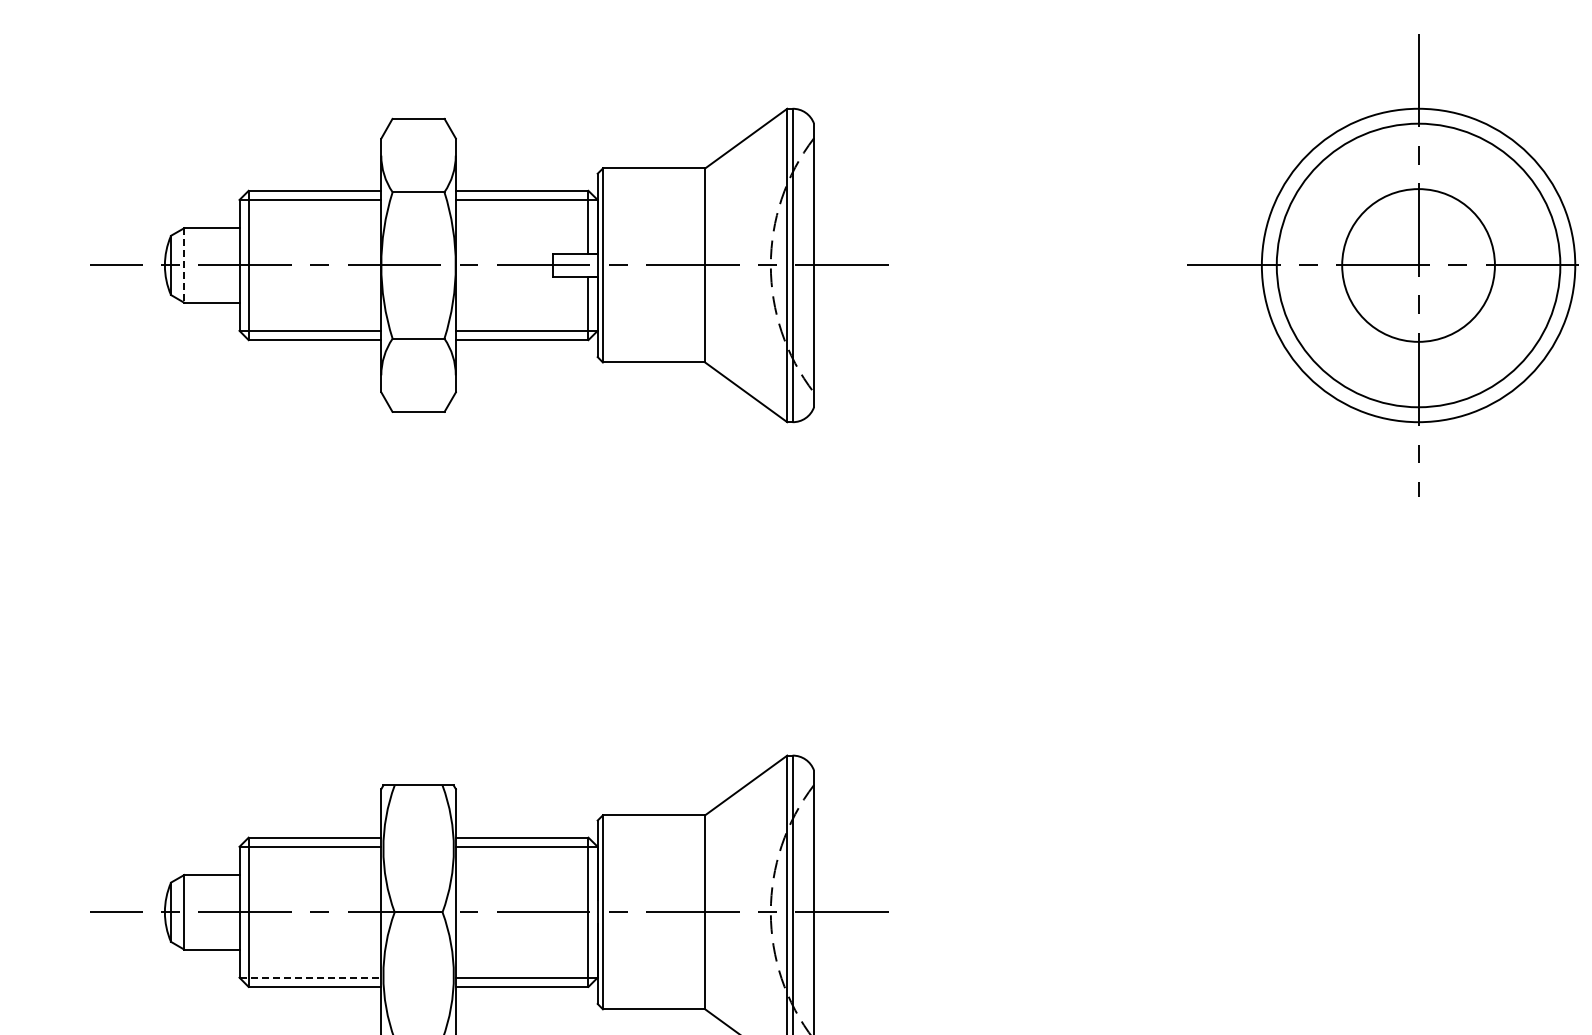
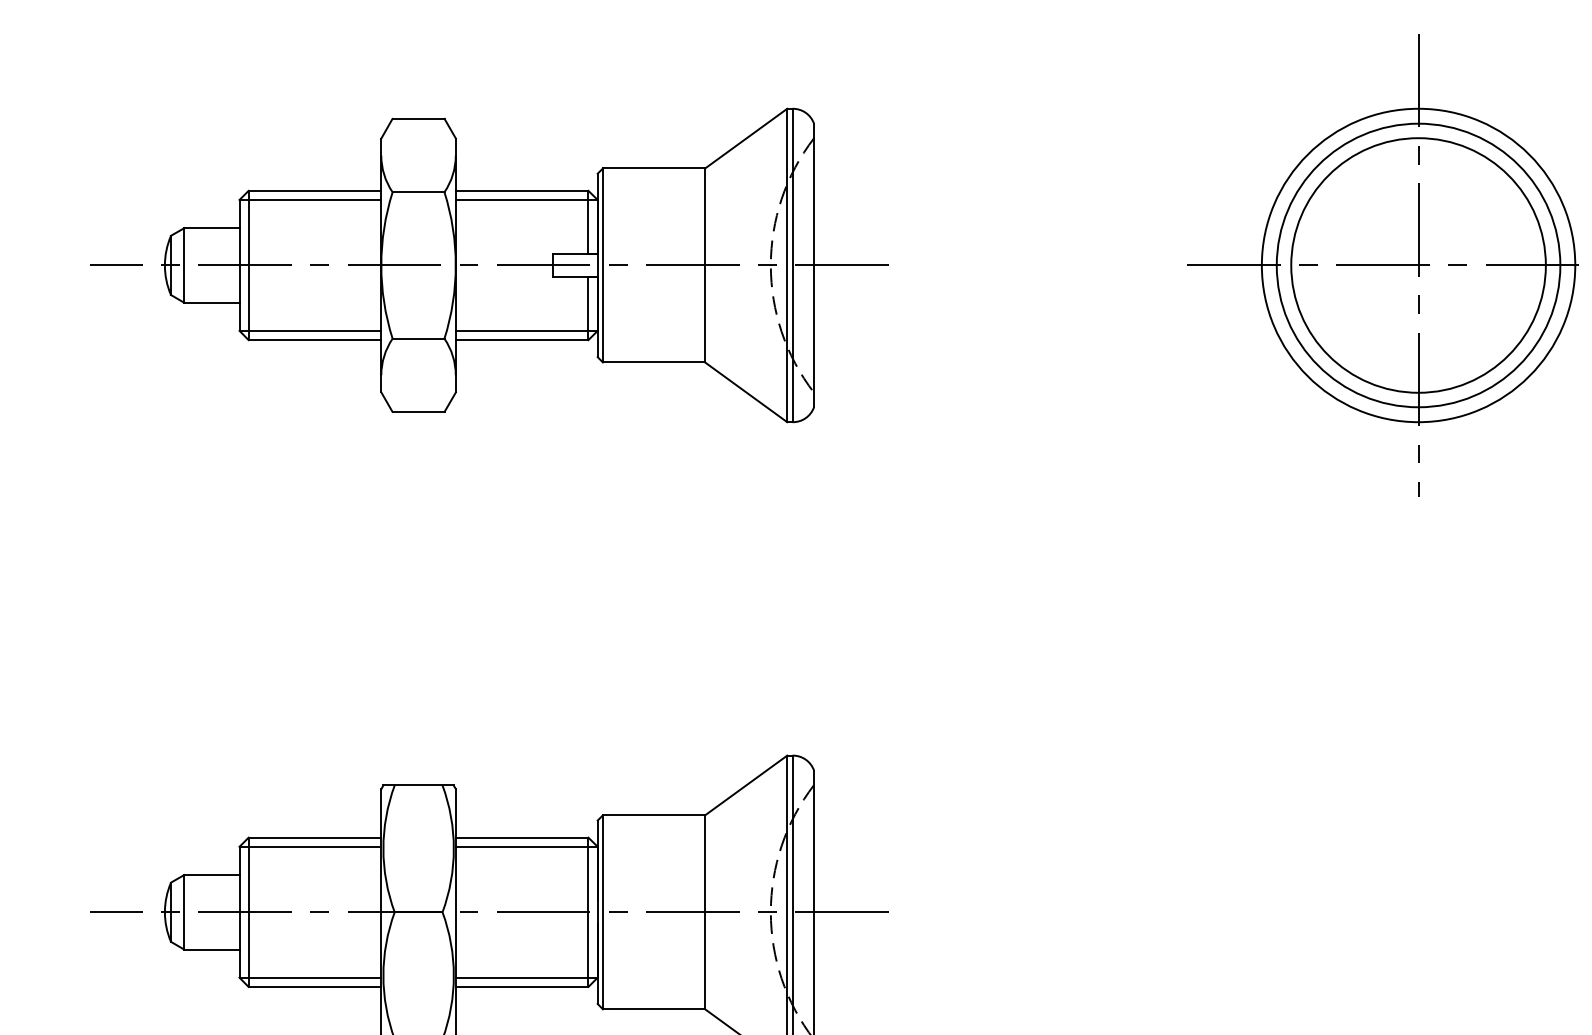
line: dashed -> solid (184, 265)
circle diameter: 153 px -> 255 px (1418, 265)
line: dashed -> solid (310, 977)
